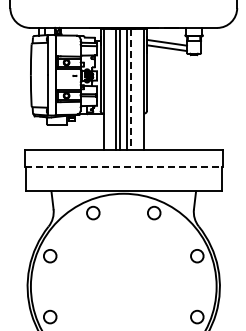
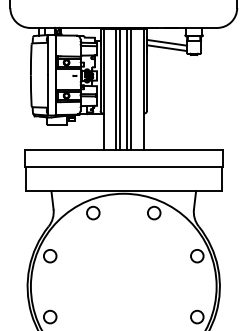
line: dashed -> solid (131, 89)
line: dashed -> solid (124, 167)
